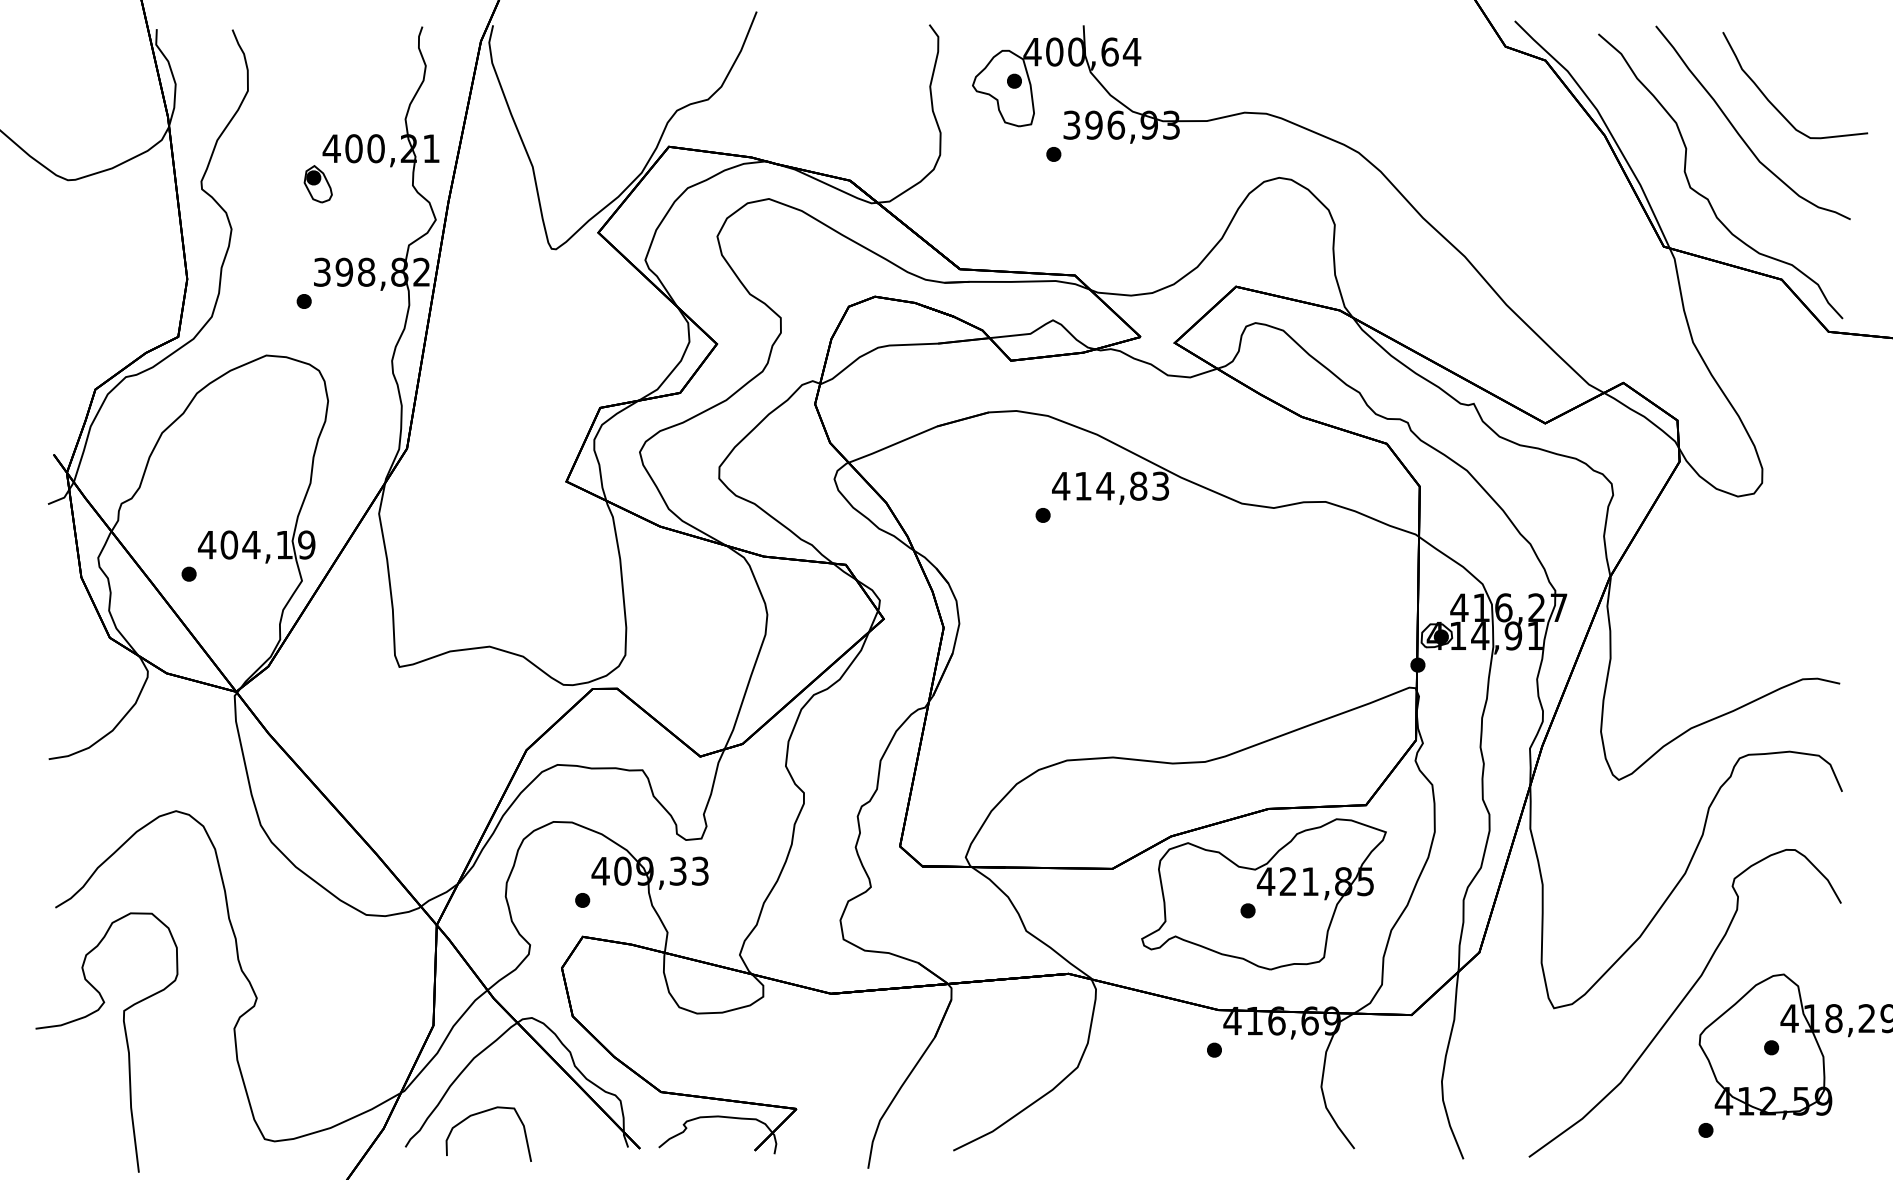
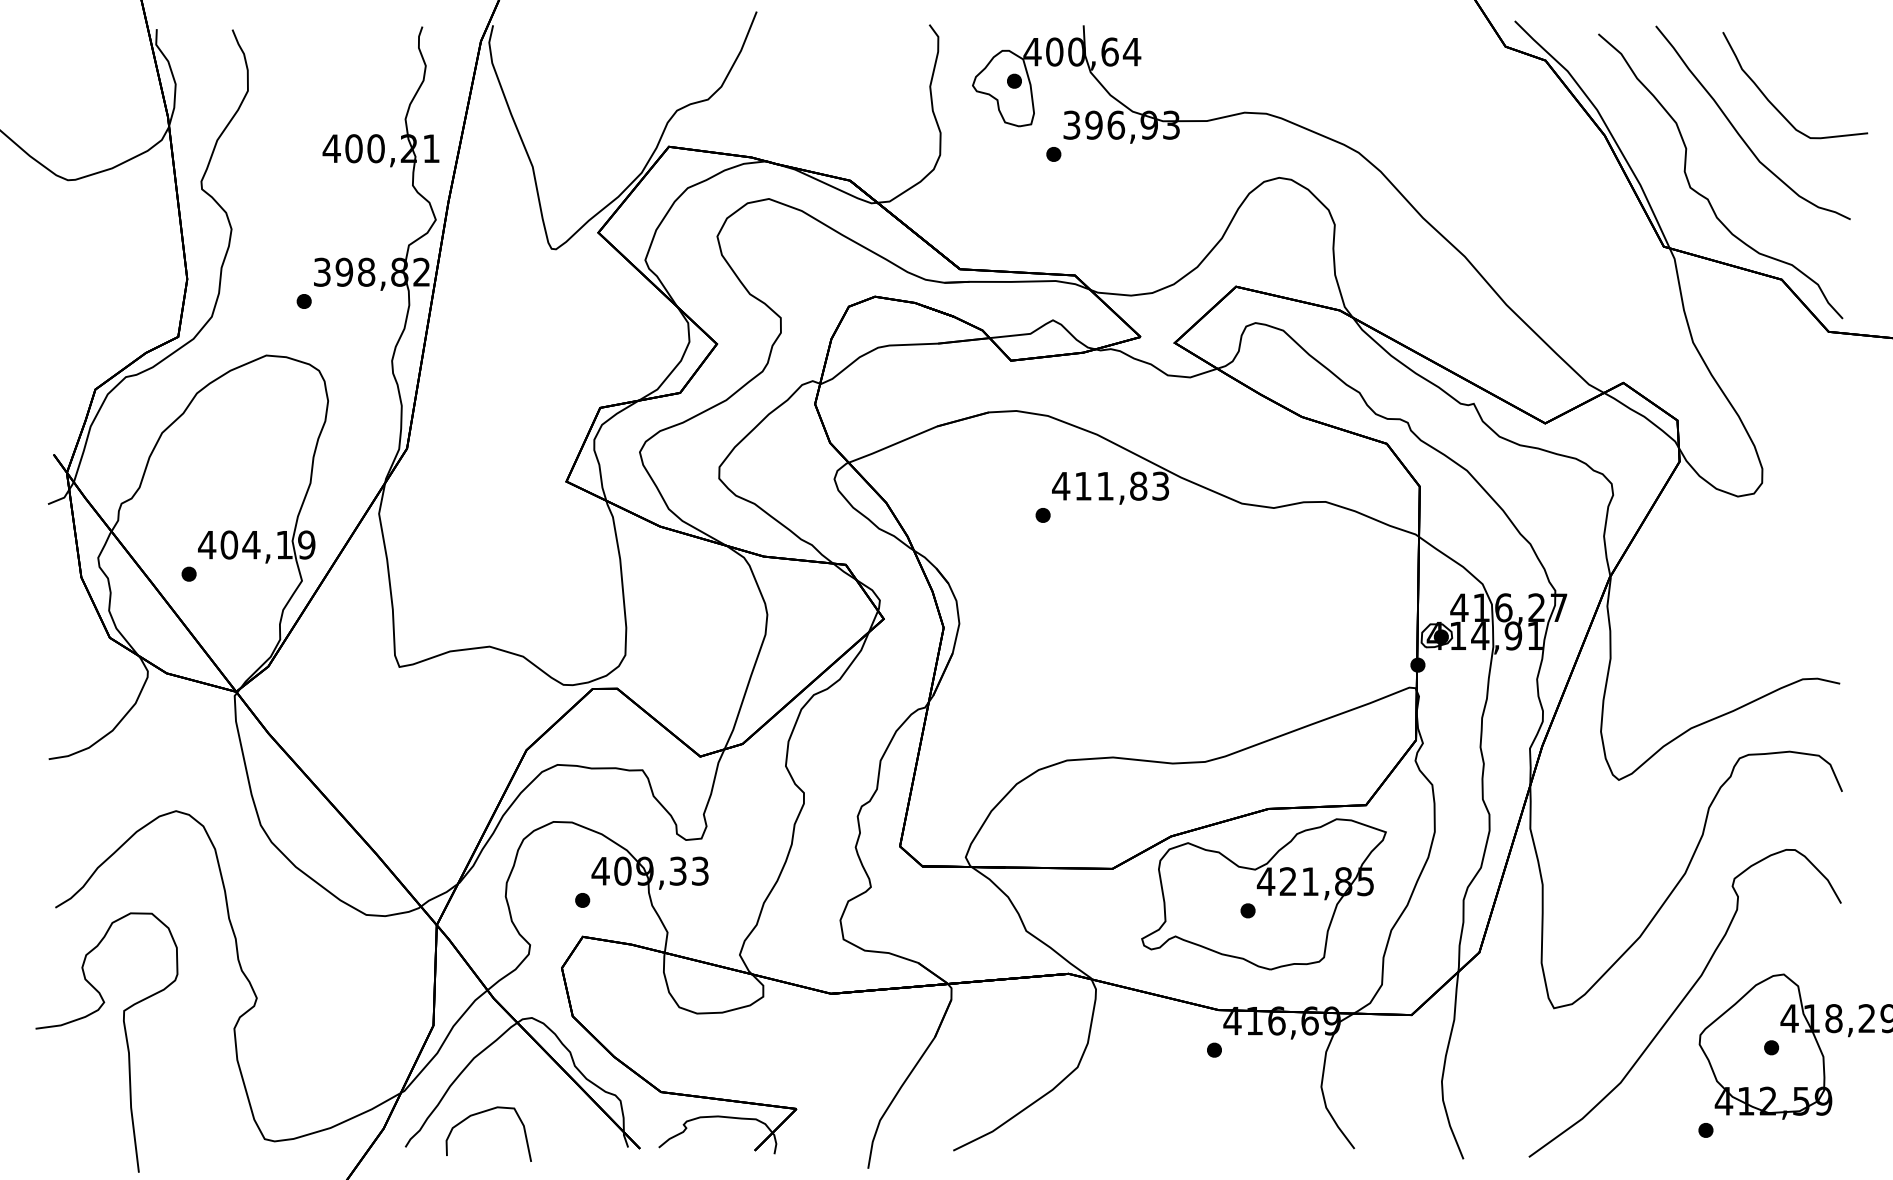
part: present -> none (317, 184)
text: 414,83 -> 411,83 (1105, 486)
